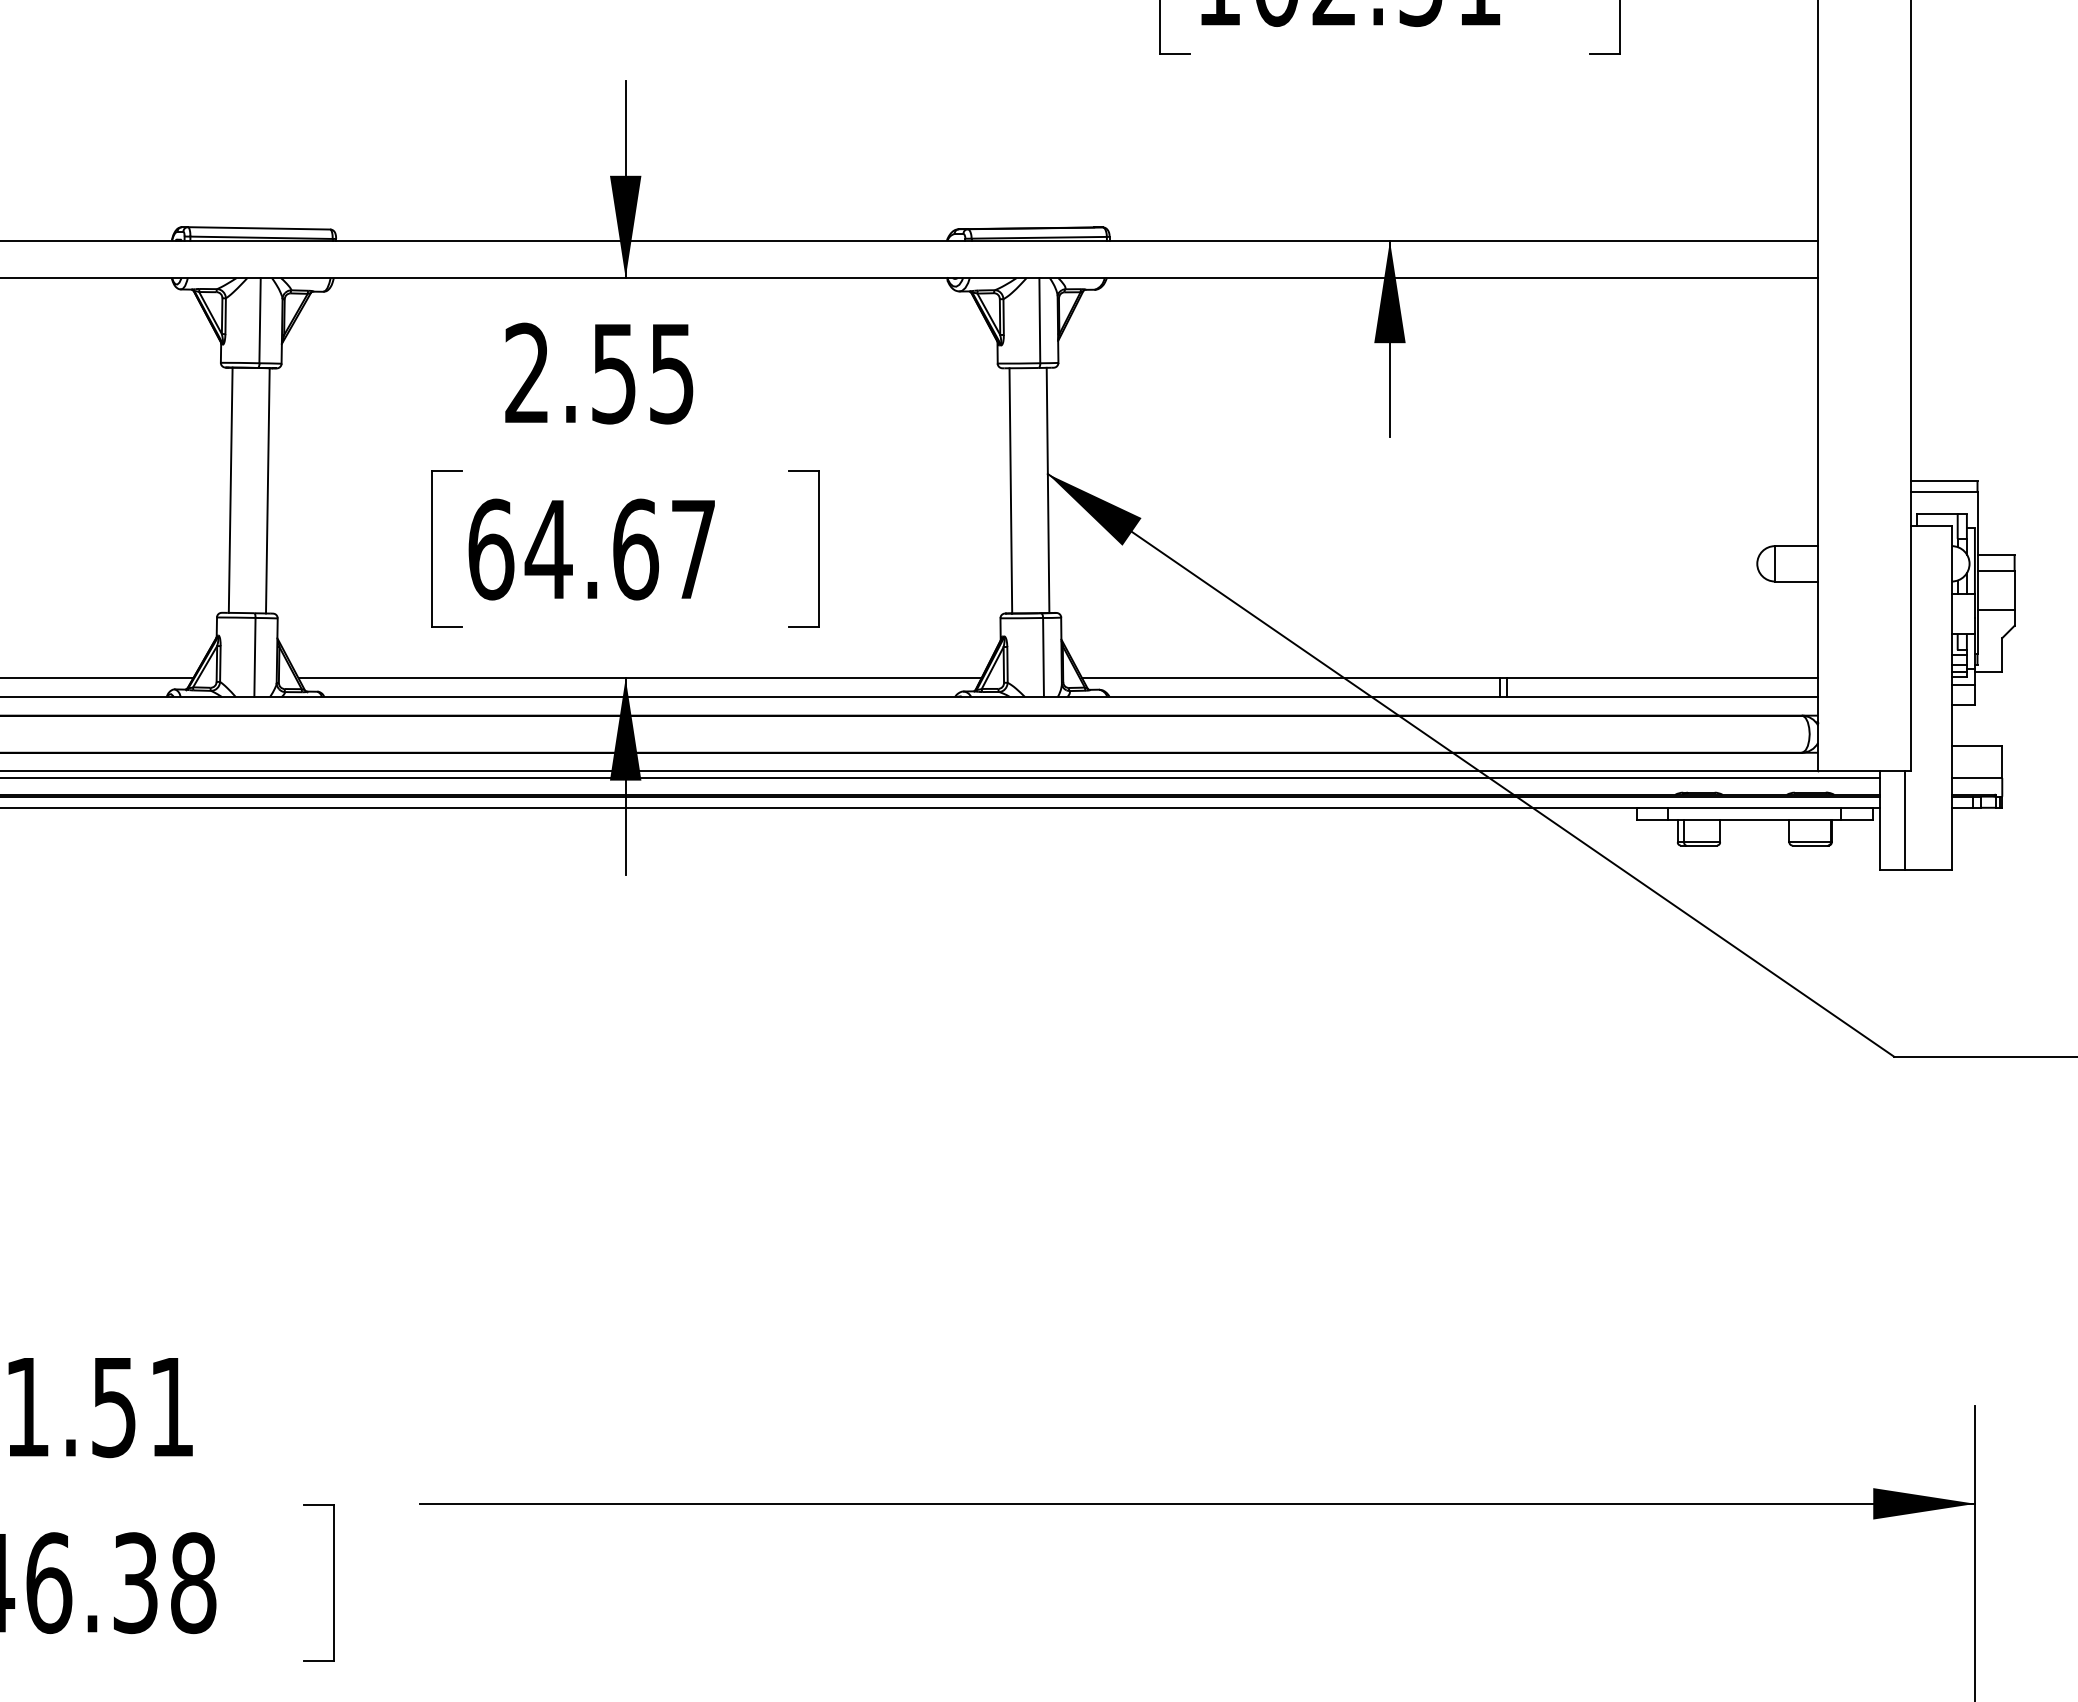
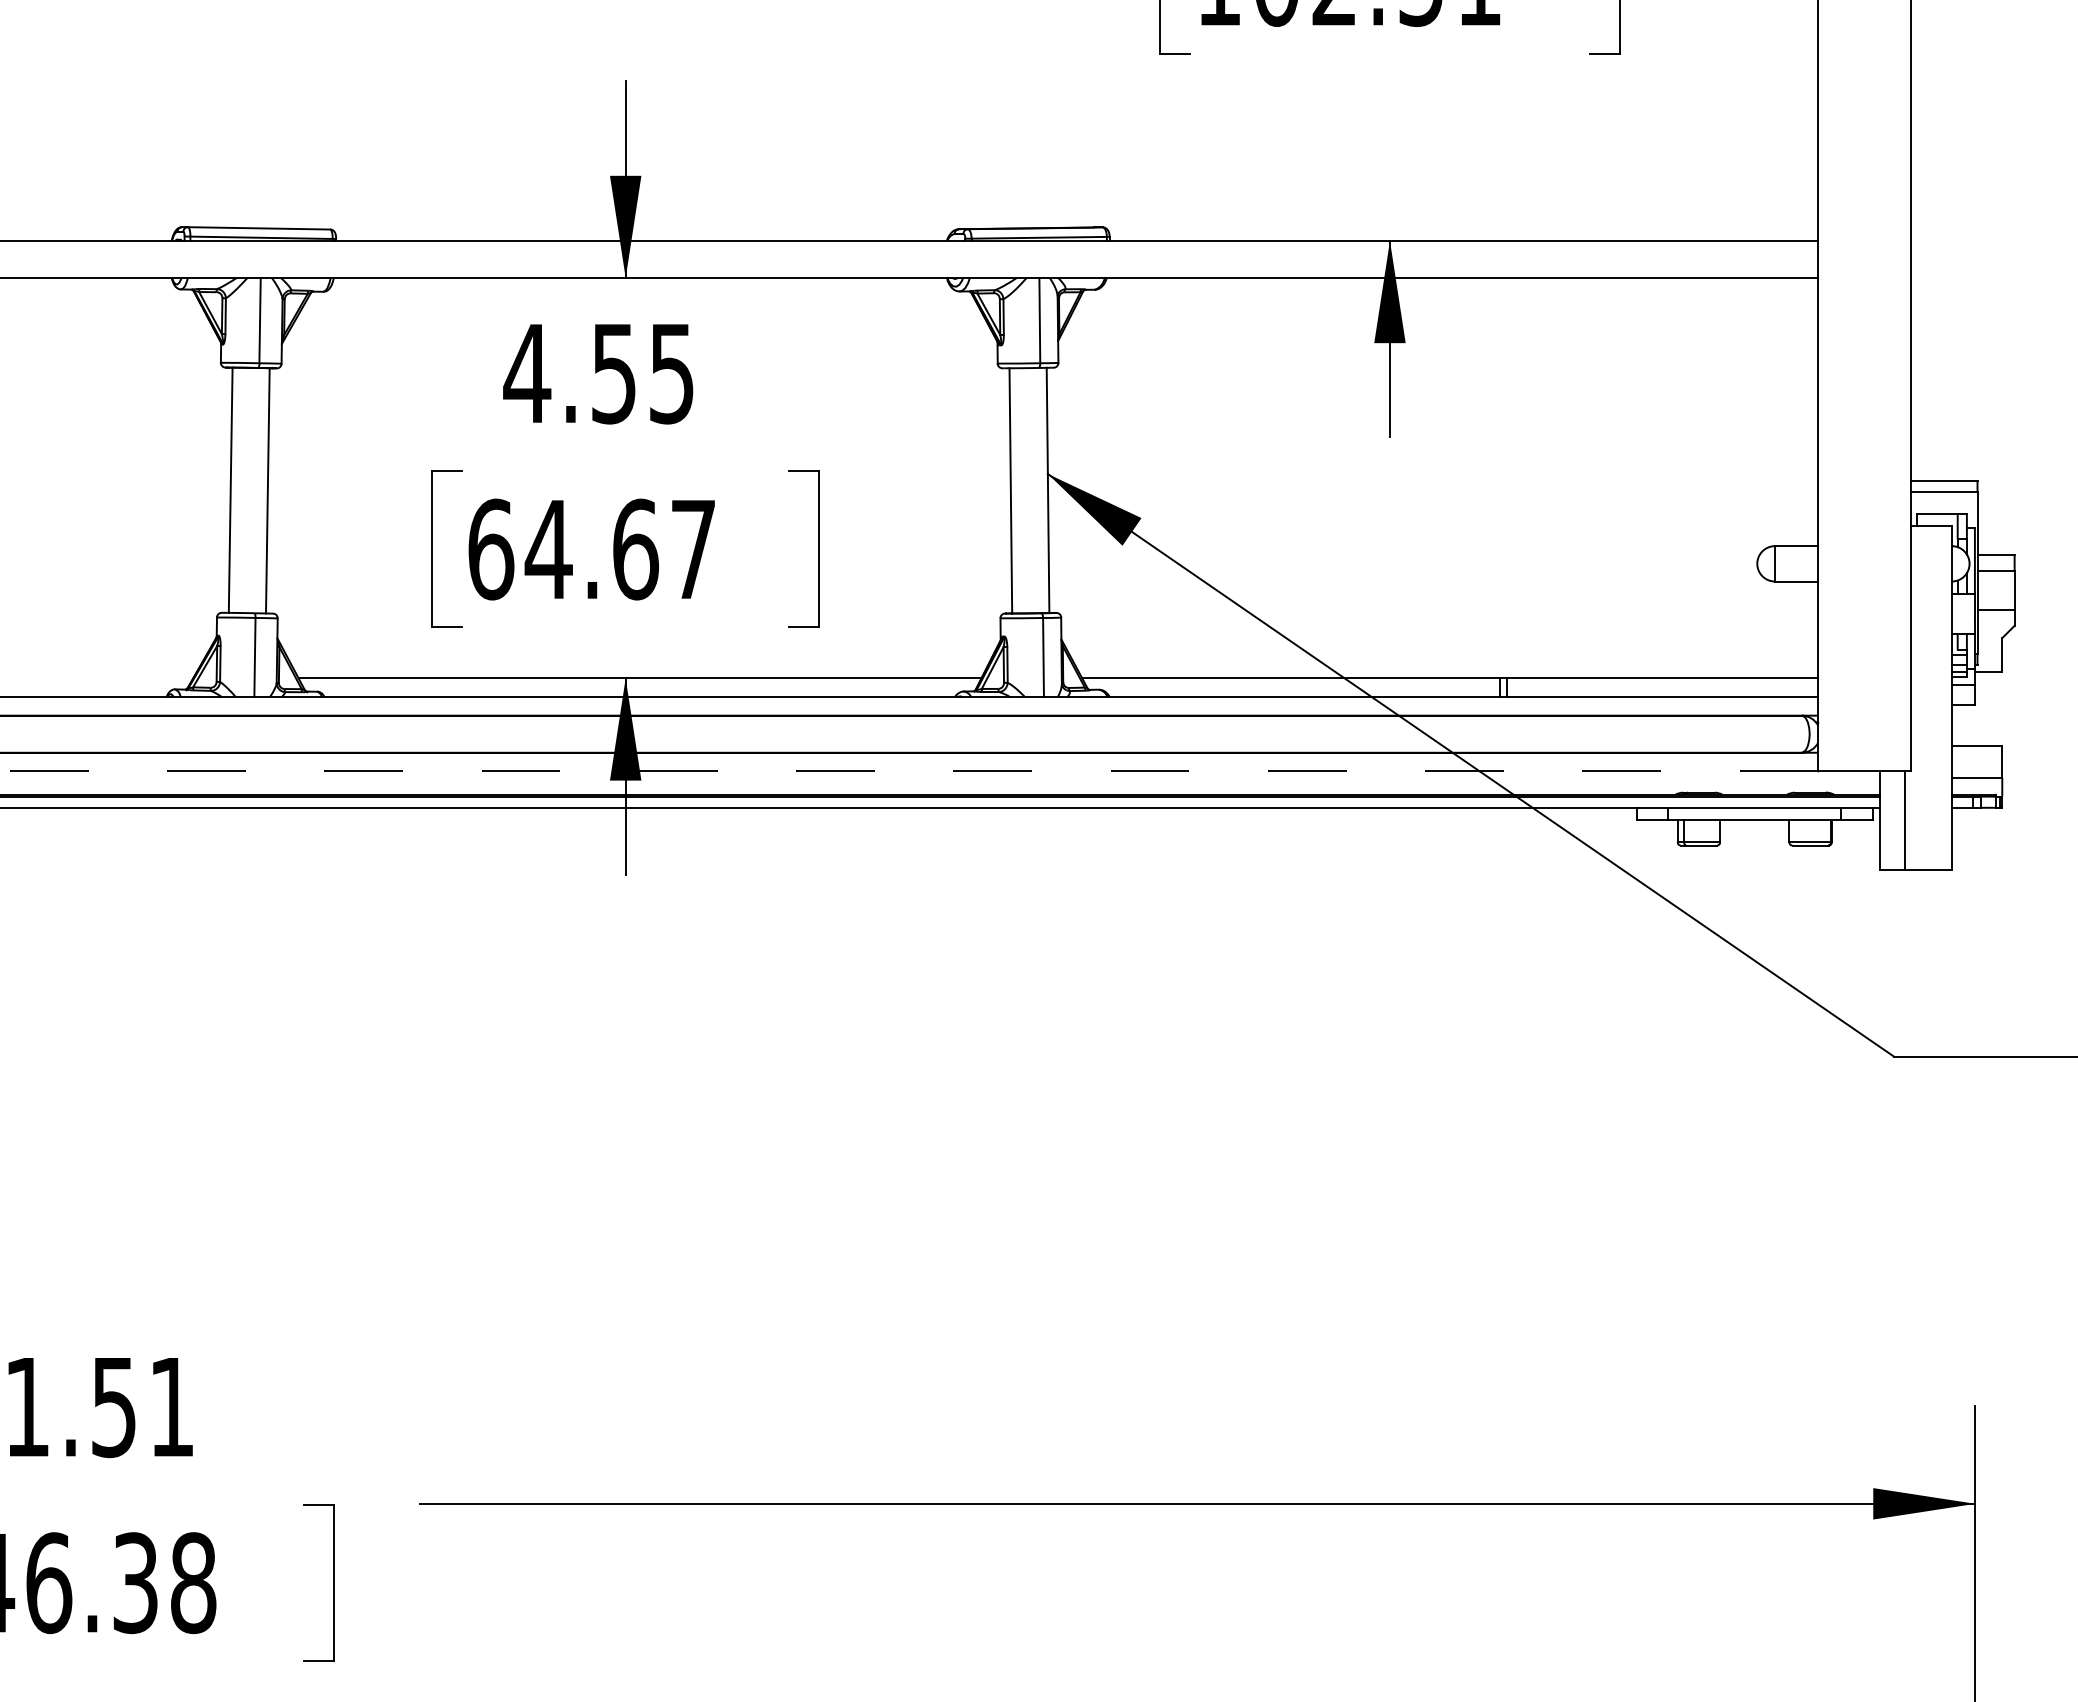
text: 2.55 -> 4.55 (527, 372)
line: present -> none (97, 678)
line: solid -> dashed (909, 771)
line: present -> none (940, 778)
